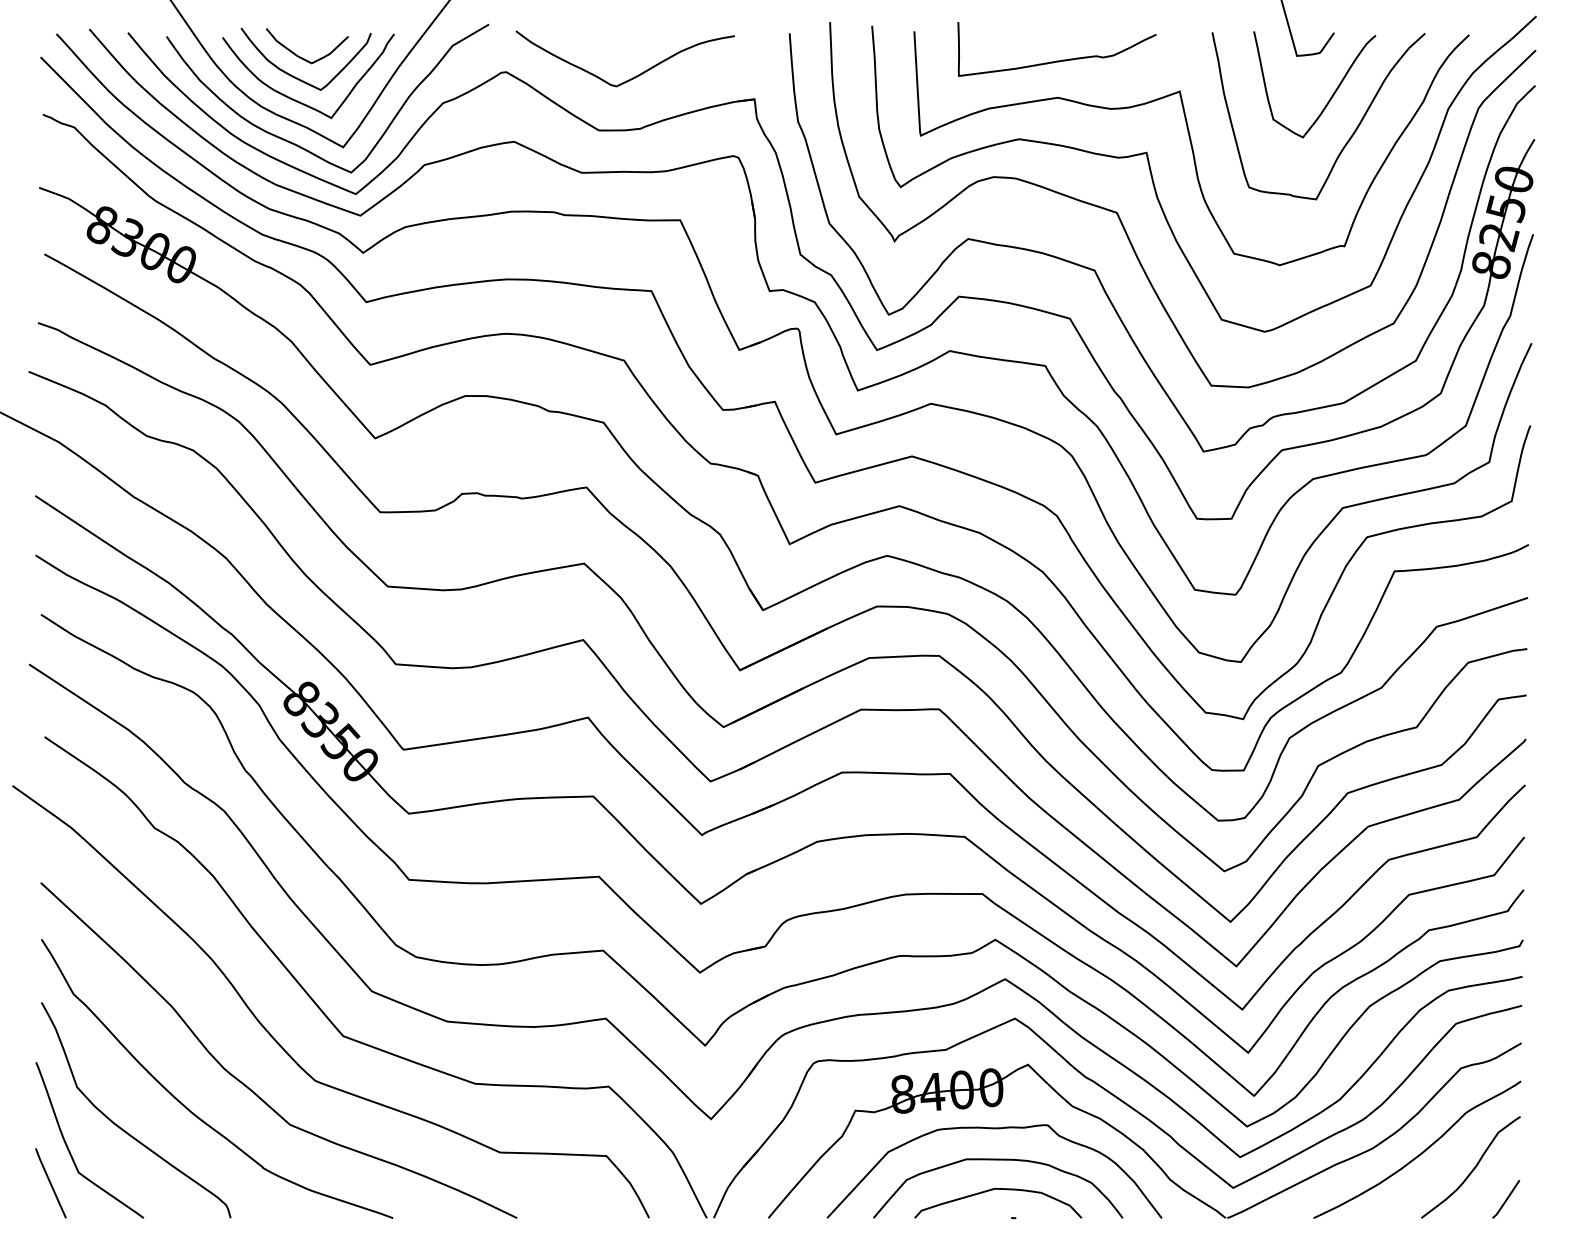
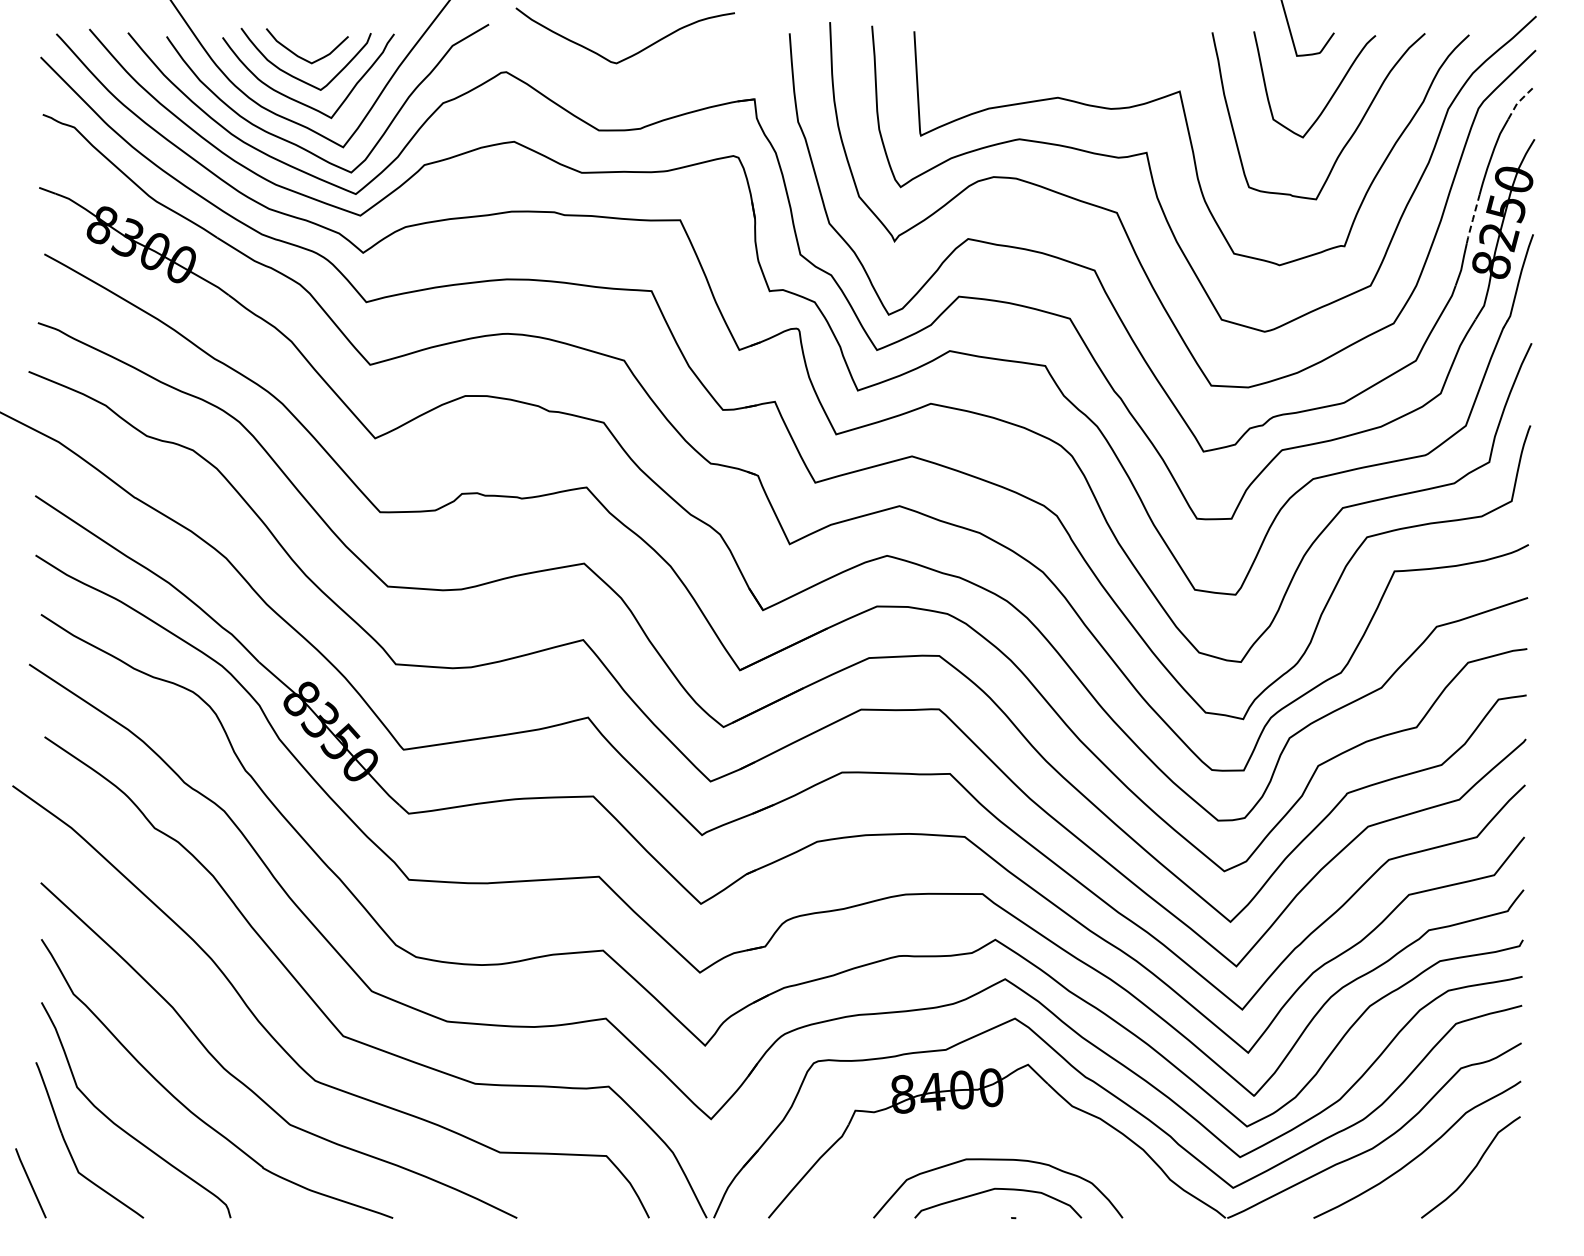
curve: present -> none (1056, 60)
curve position: (634, 76) -> (634, 53) (634, 53)
line: solid -> dashed (1519, 100)
line: solid -> dashed (1472, 219)
curve: present -> none (994, 1129)
line position: (50, 1183) -> (30, 1183) (30, 1183)
line: present -> none (1506, 1199)
